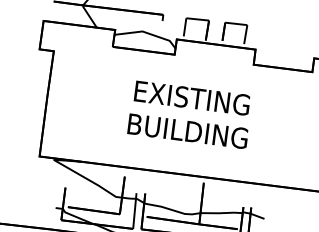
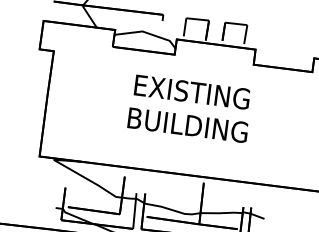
text position: (188, 114) -> (188, 108) (188, 108)
